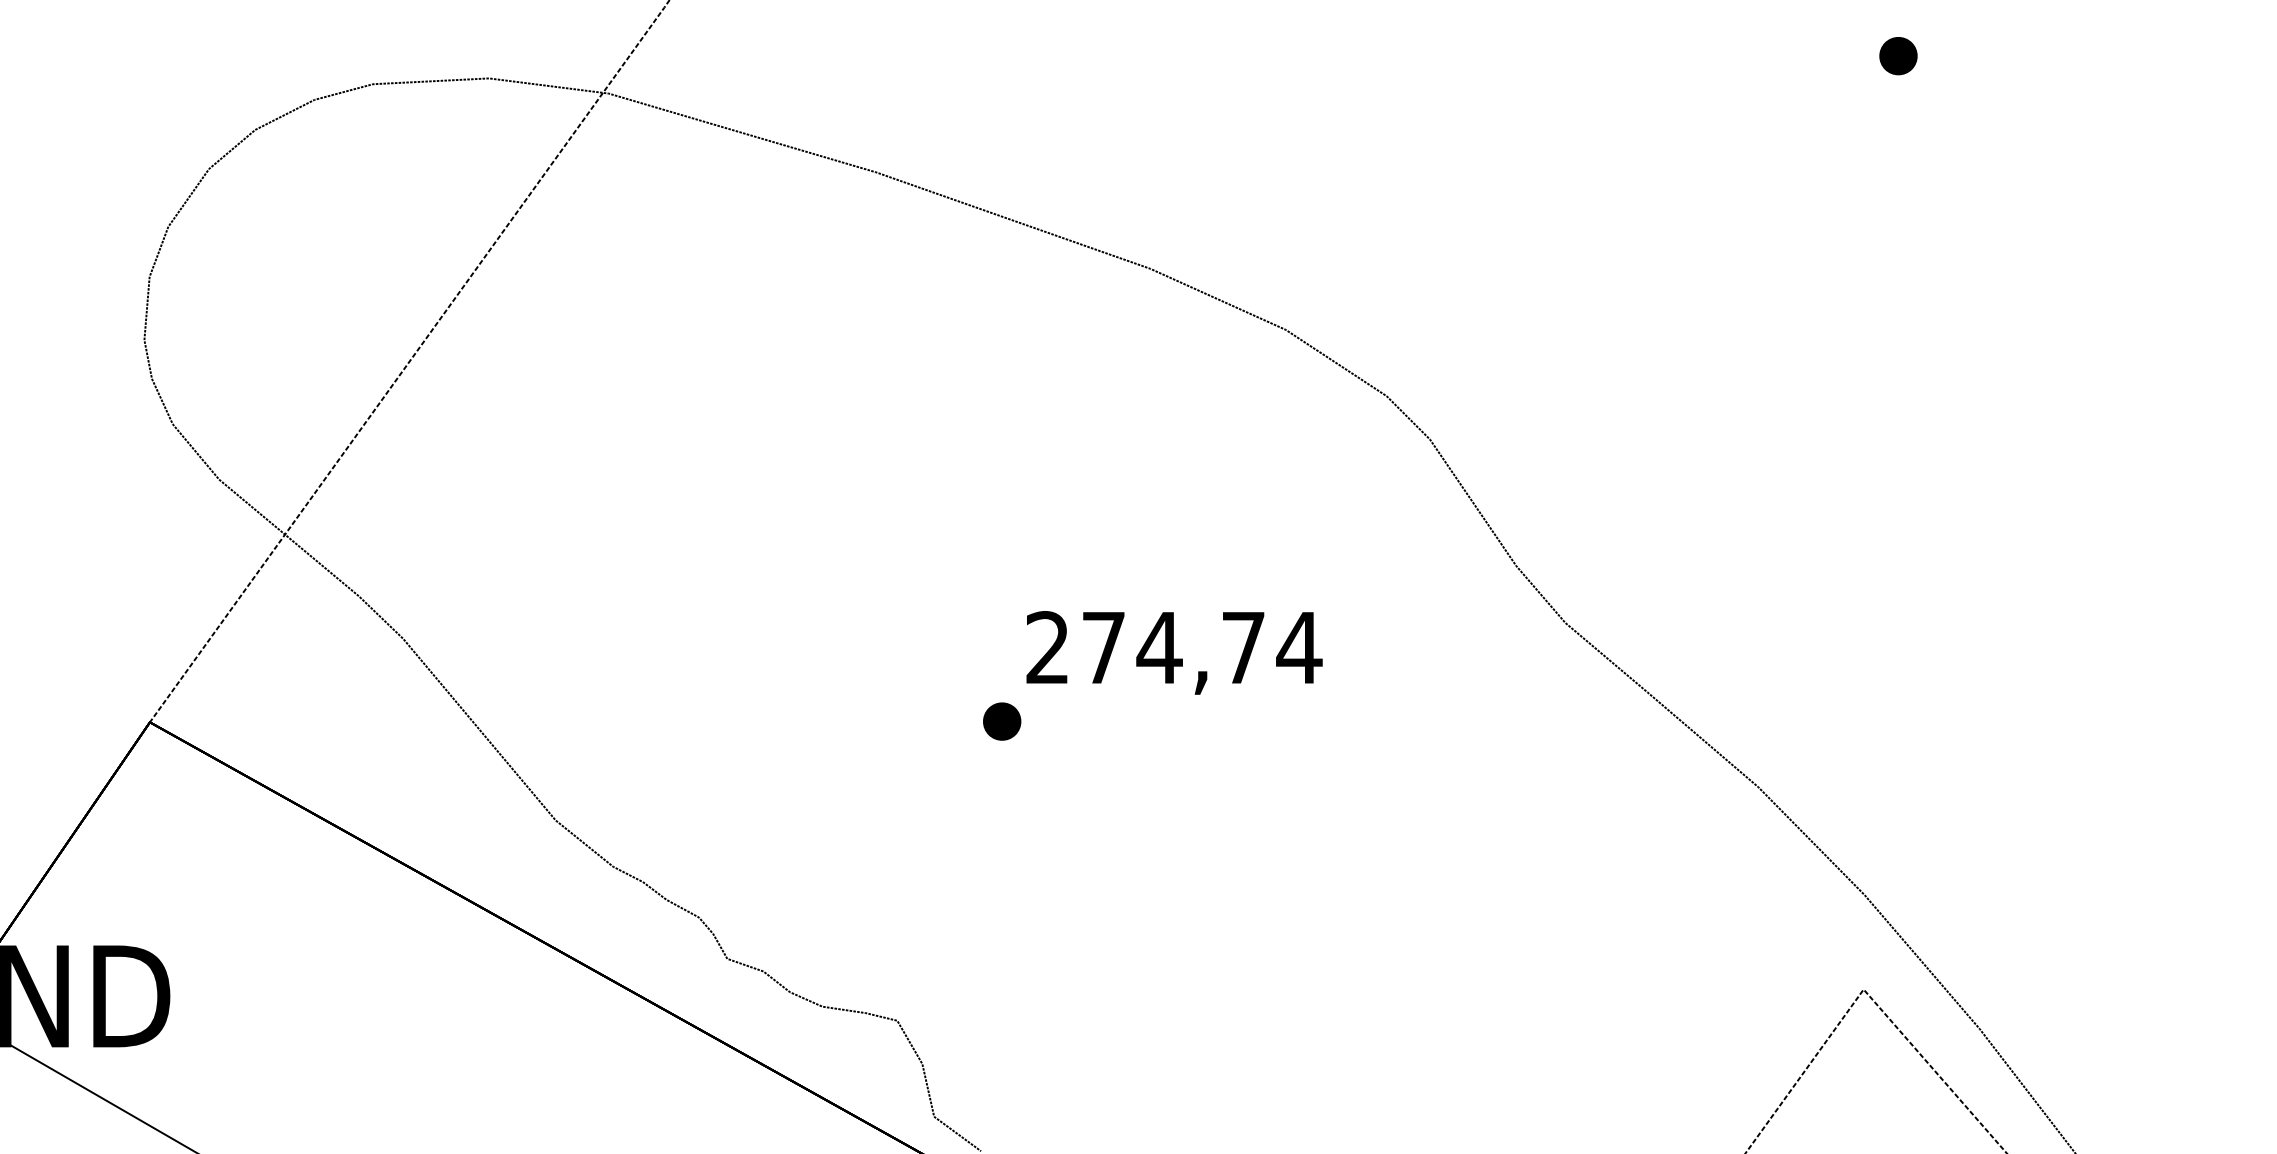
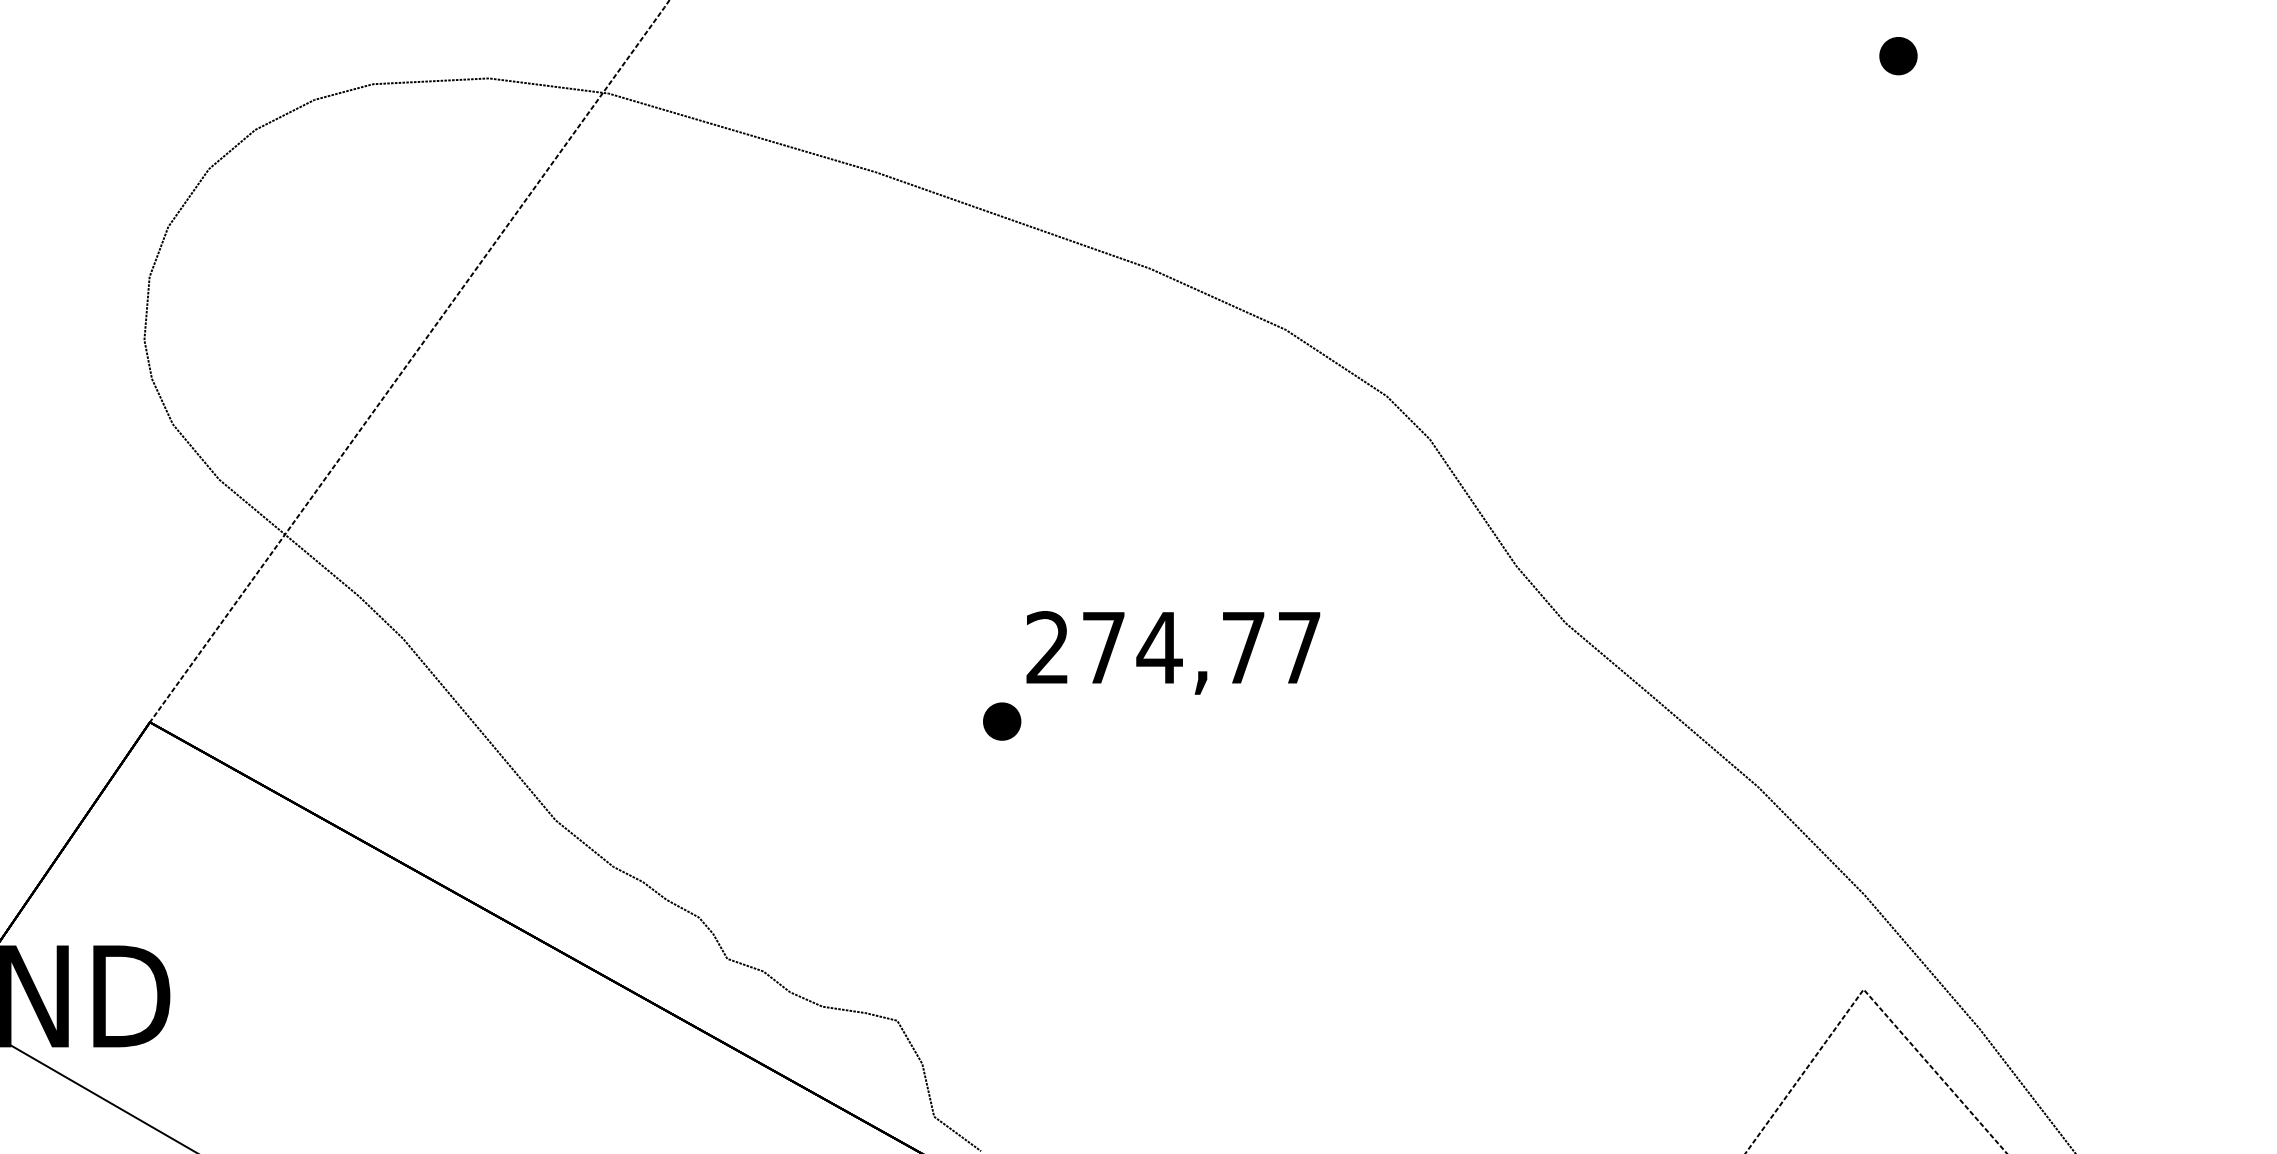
text: 274,74 -> 274,77 (1299, 647)
